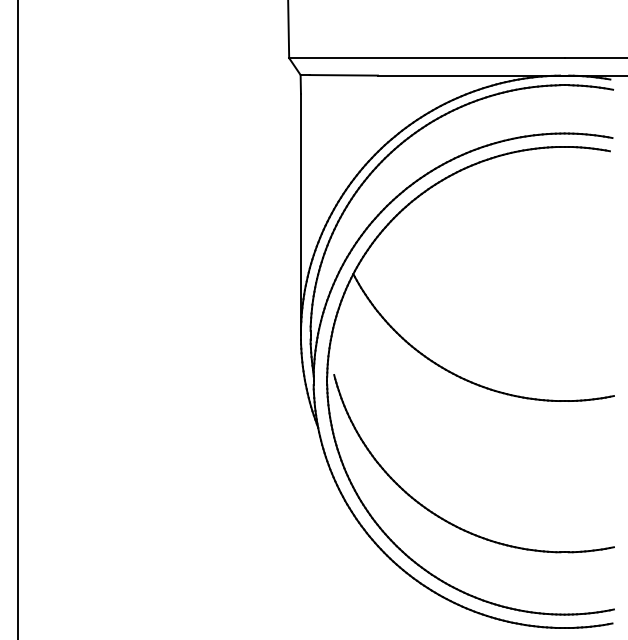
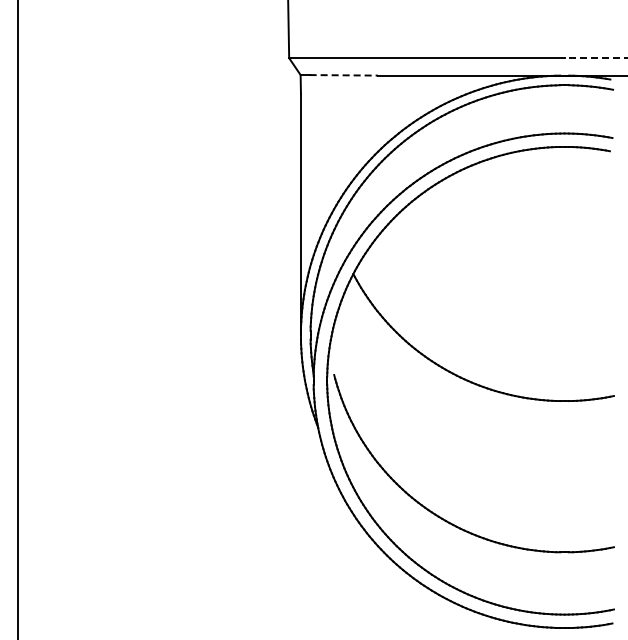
line: solid -> dashed (595, 58)
line: solid -> dashed (344, 75)
